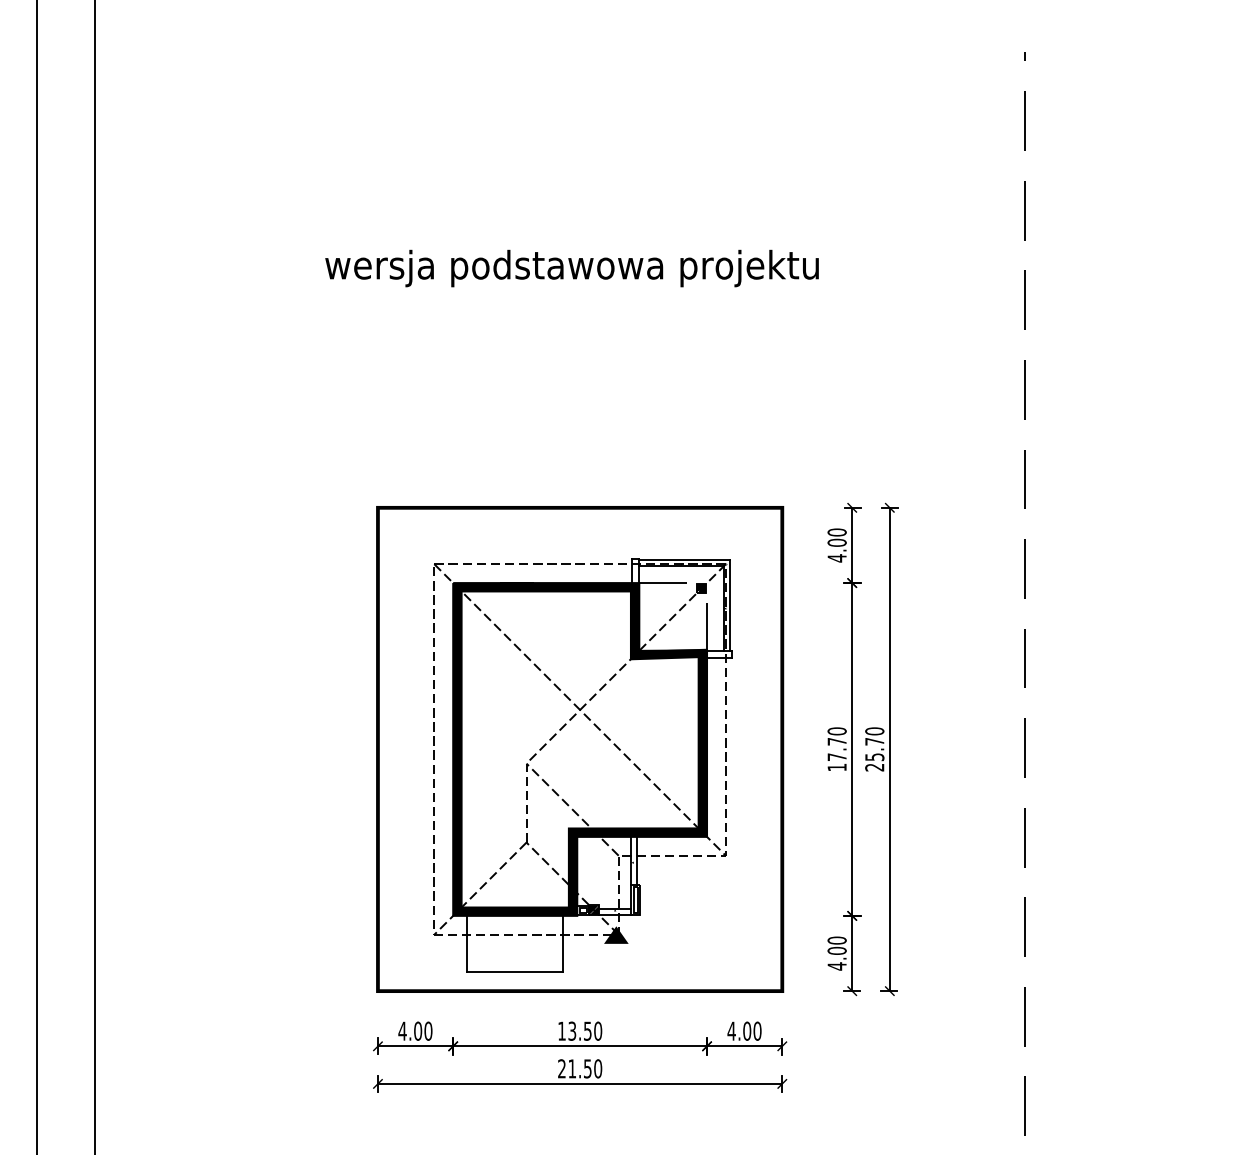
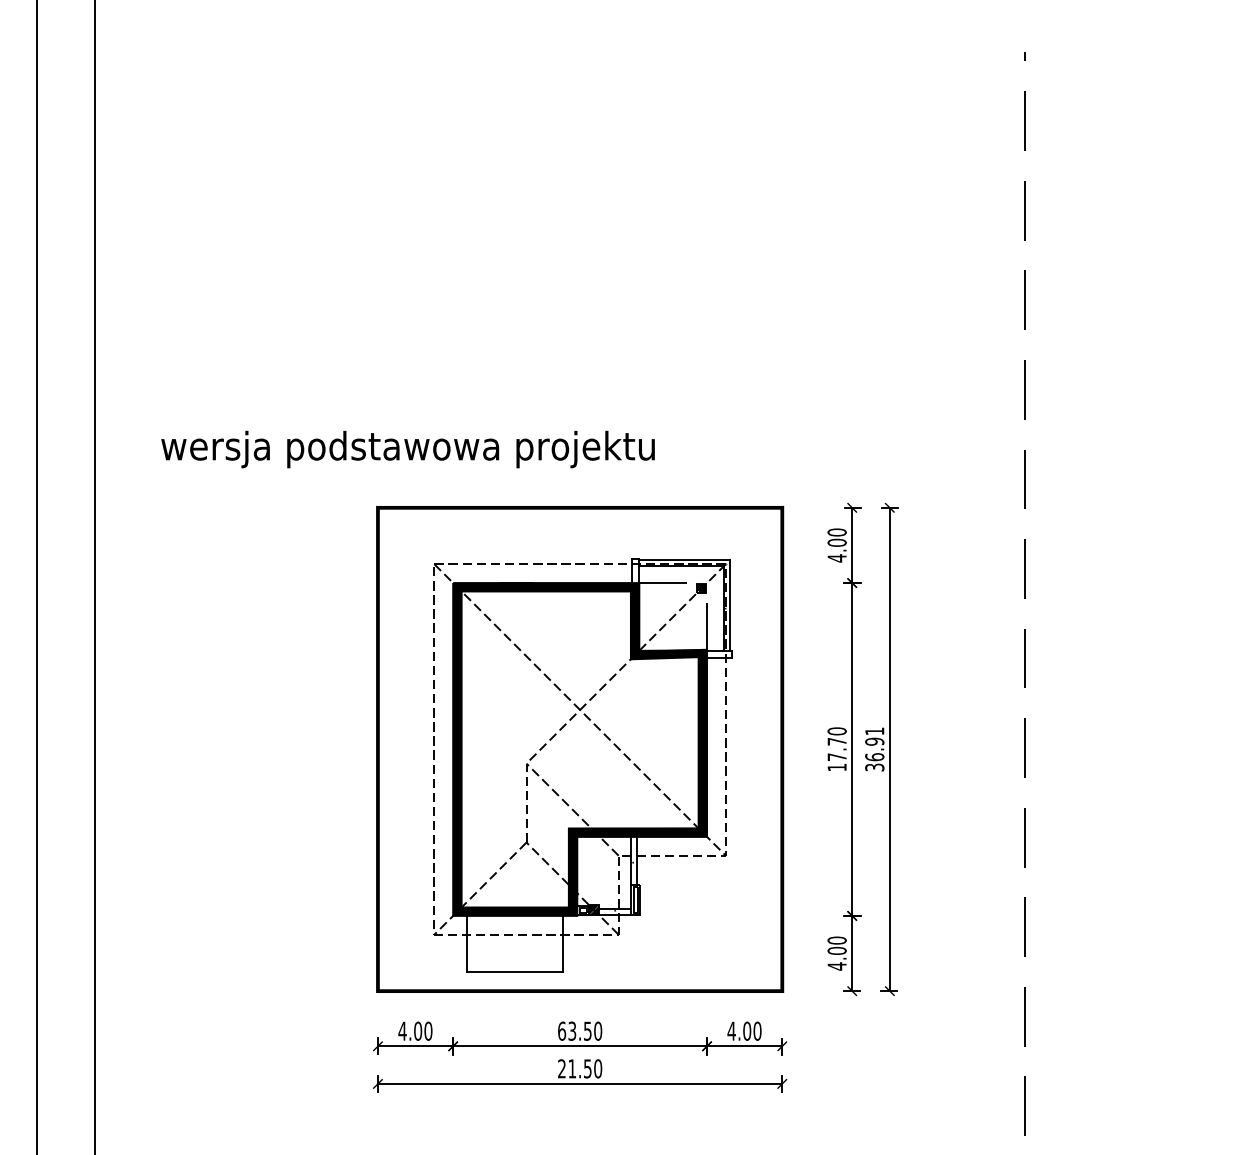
text position: (571, 268) -> (407, 449) (407, 449)
text: 25.70 -> 36.91 (874, 749)
fill: present -> none (616, 934)
text: 13.50 -> 63.50 (562, 1030)
